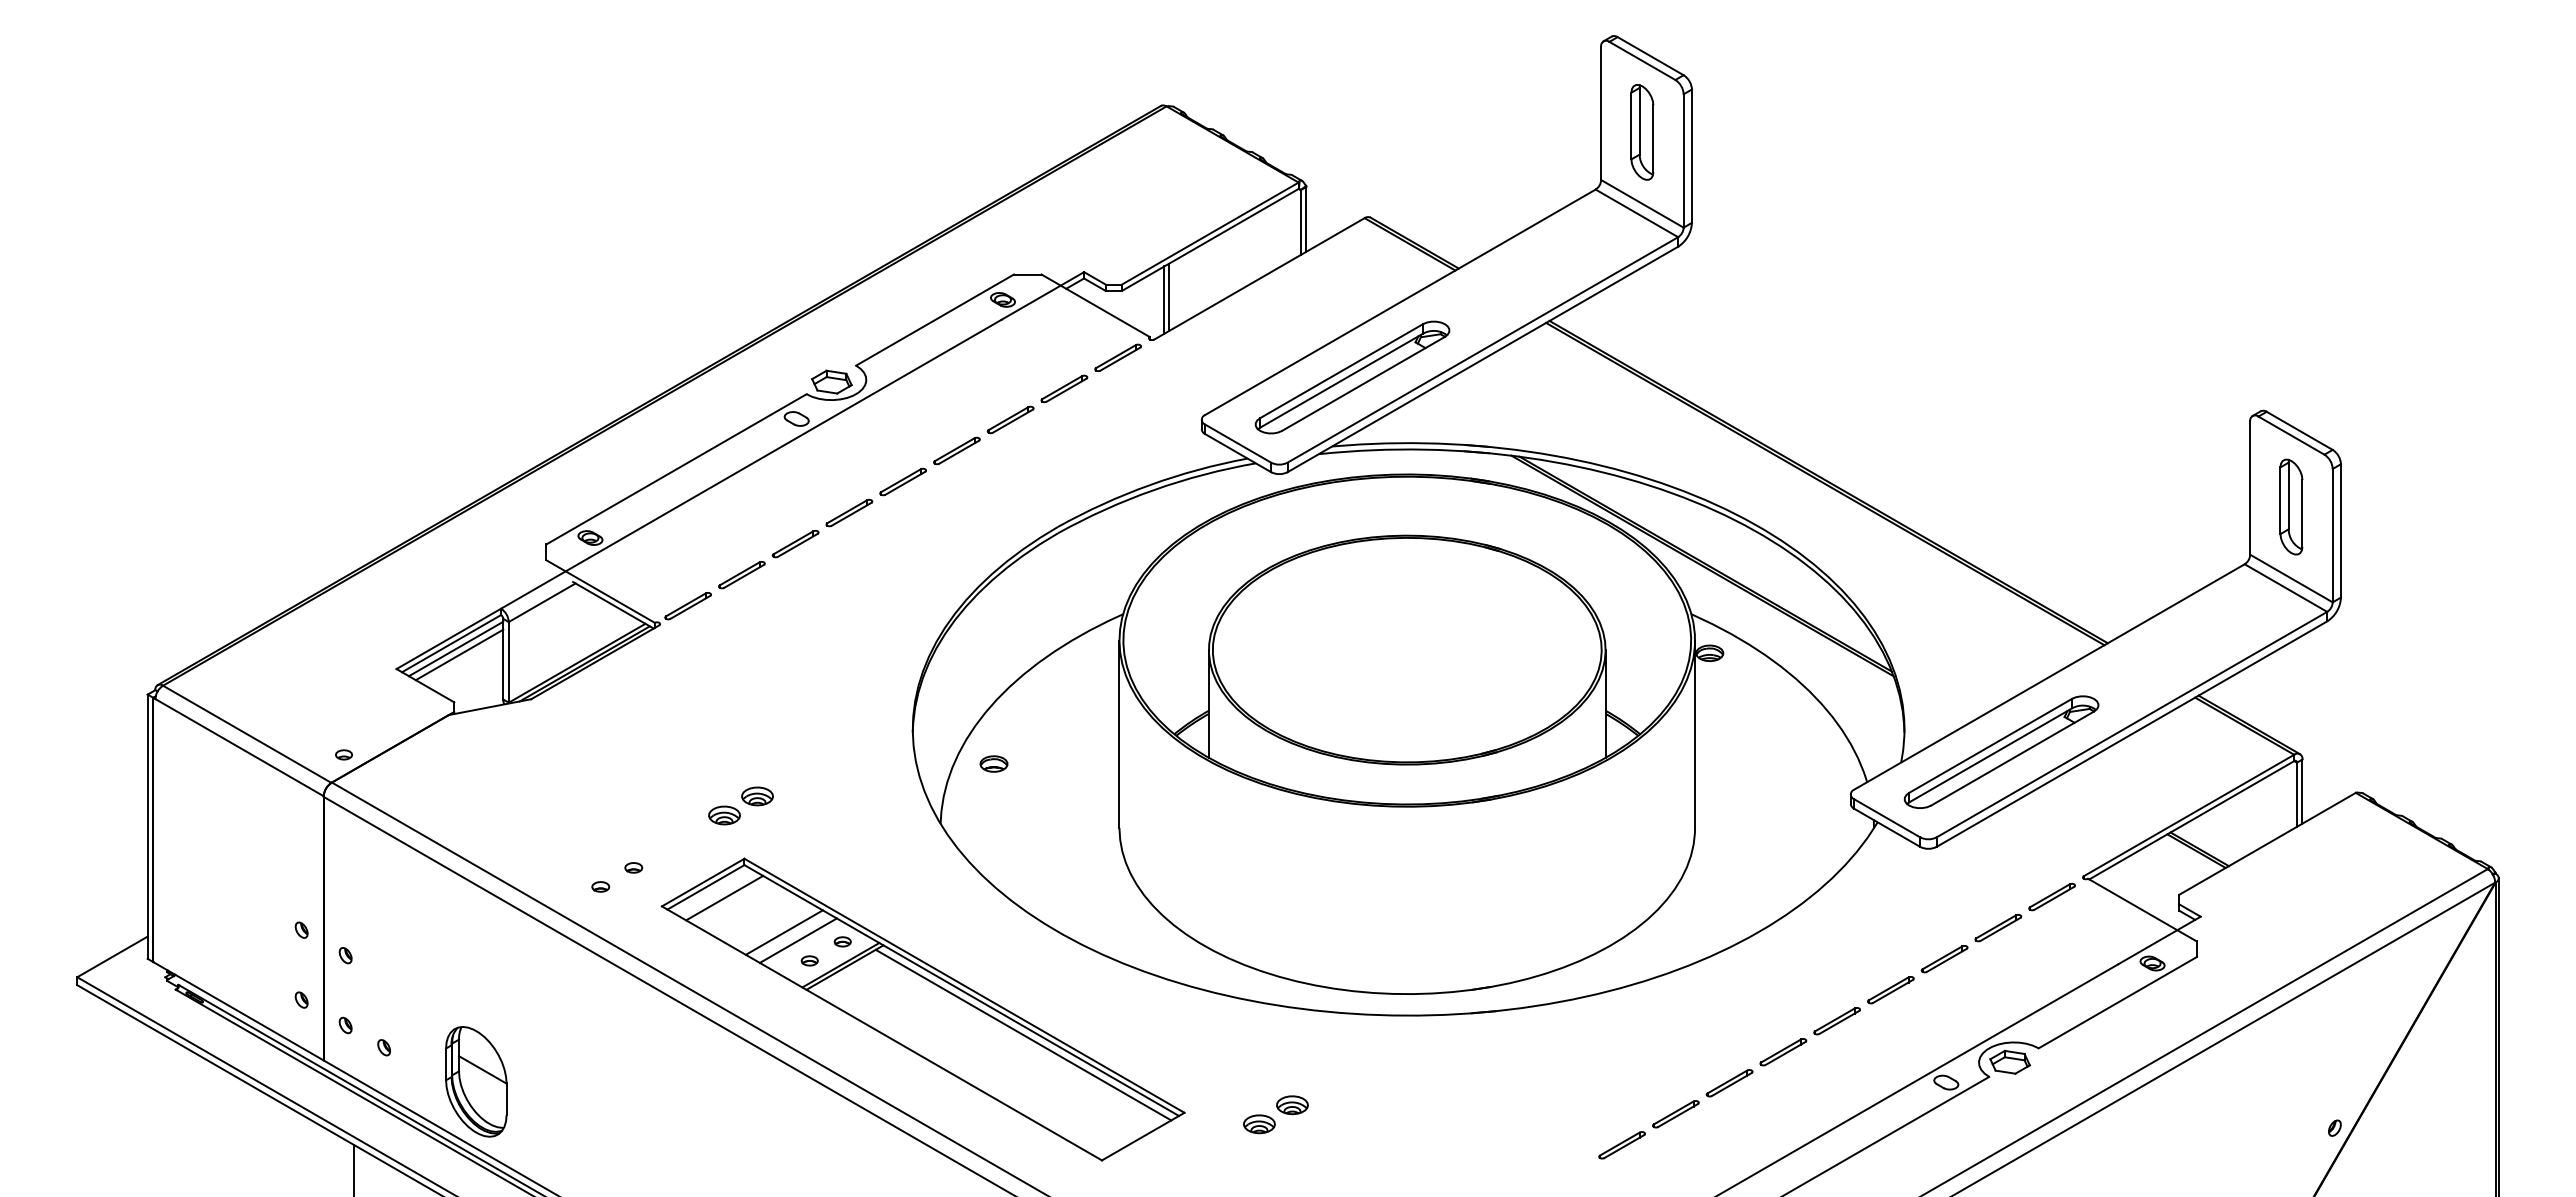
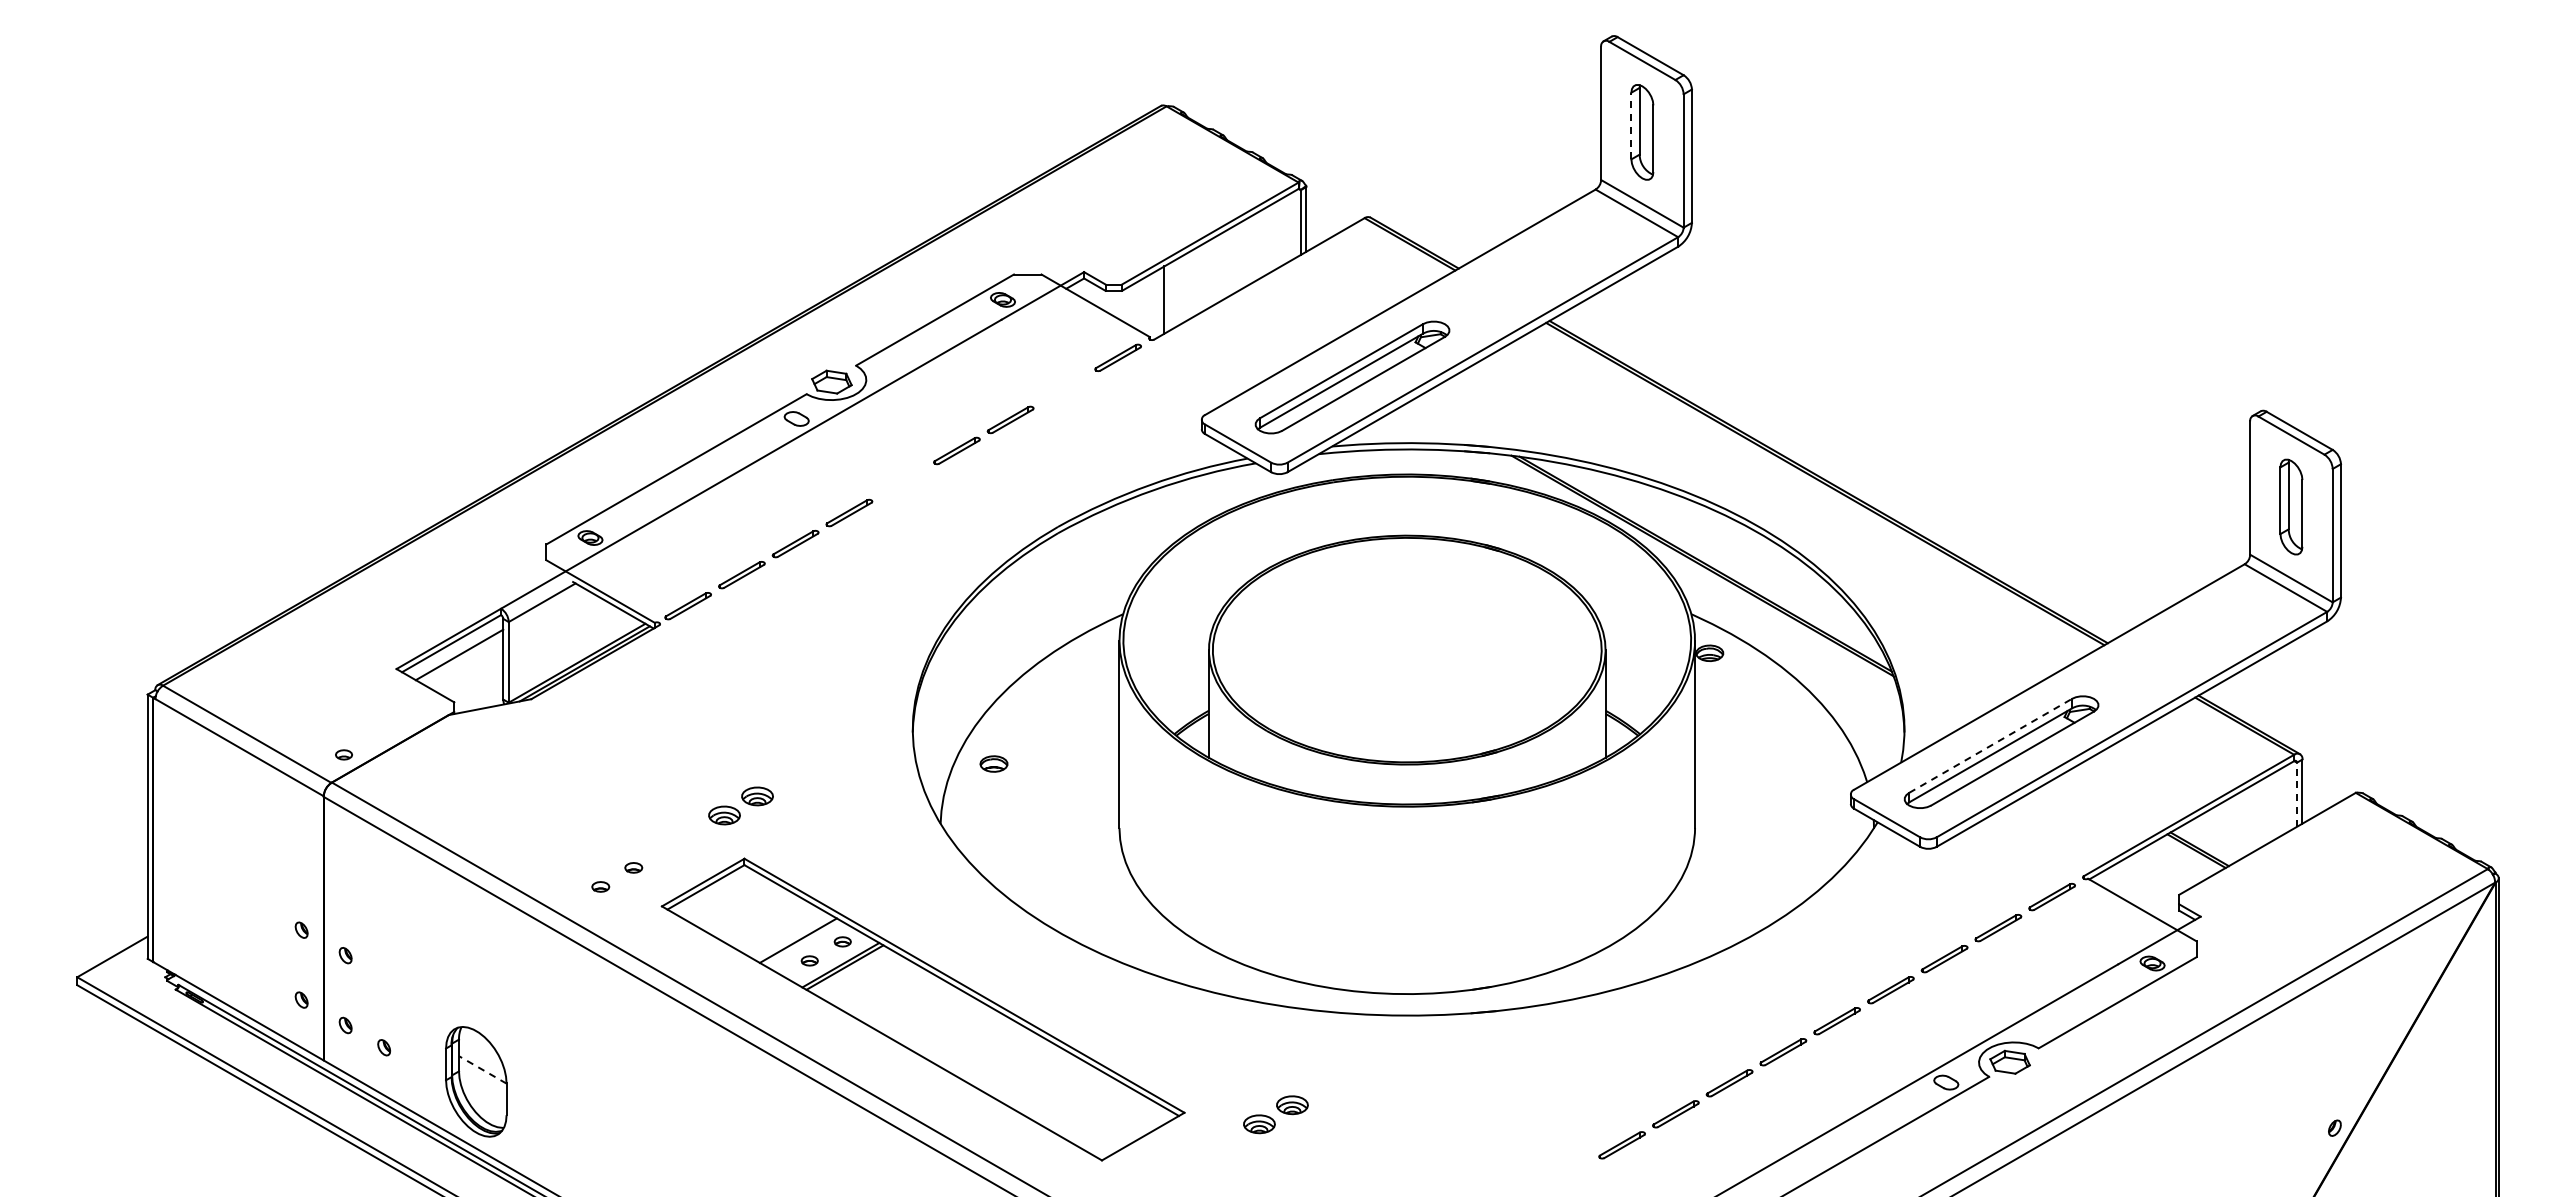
line: solid -> dashed (1631, 125)
line: present -> none (1168, 297)
part: present -> none (1064, 388)
part: present -> none (902, 481)
line: present -> none (455, 648)
line: solid -> dashed (1990, 745)
line: solid -> dashed (2296, 794)
line: present -> none (724, 897)
line: present -> none (783, 932)
line: present -> none (1023, 1034)
line: solid -> dashed (482, 1069)
line: present -> none (353, 1168)
